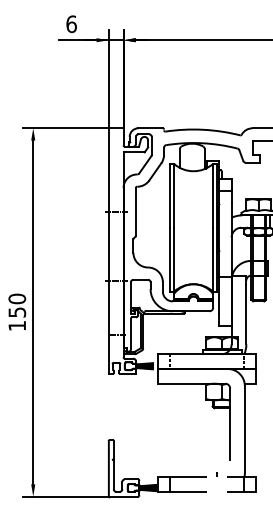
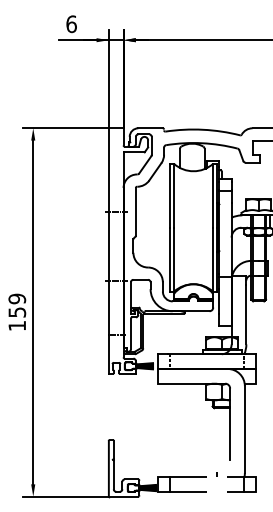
text: 150 -> 159 (17, 298)
